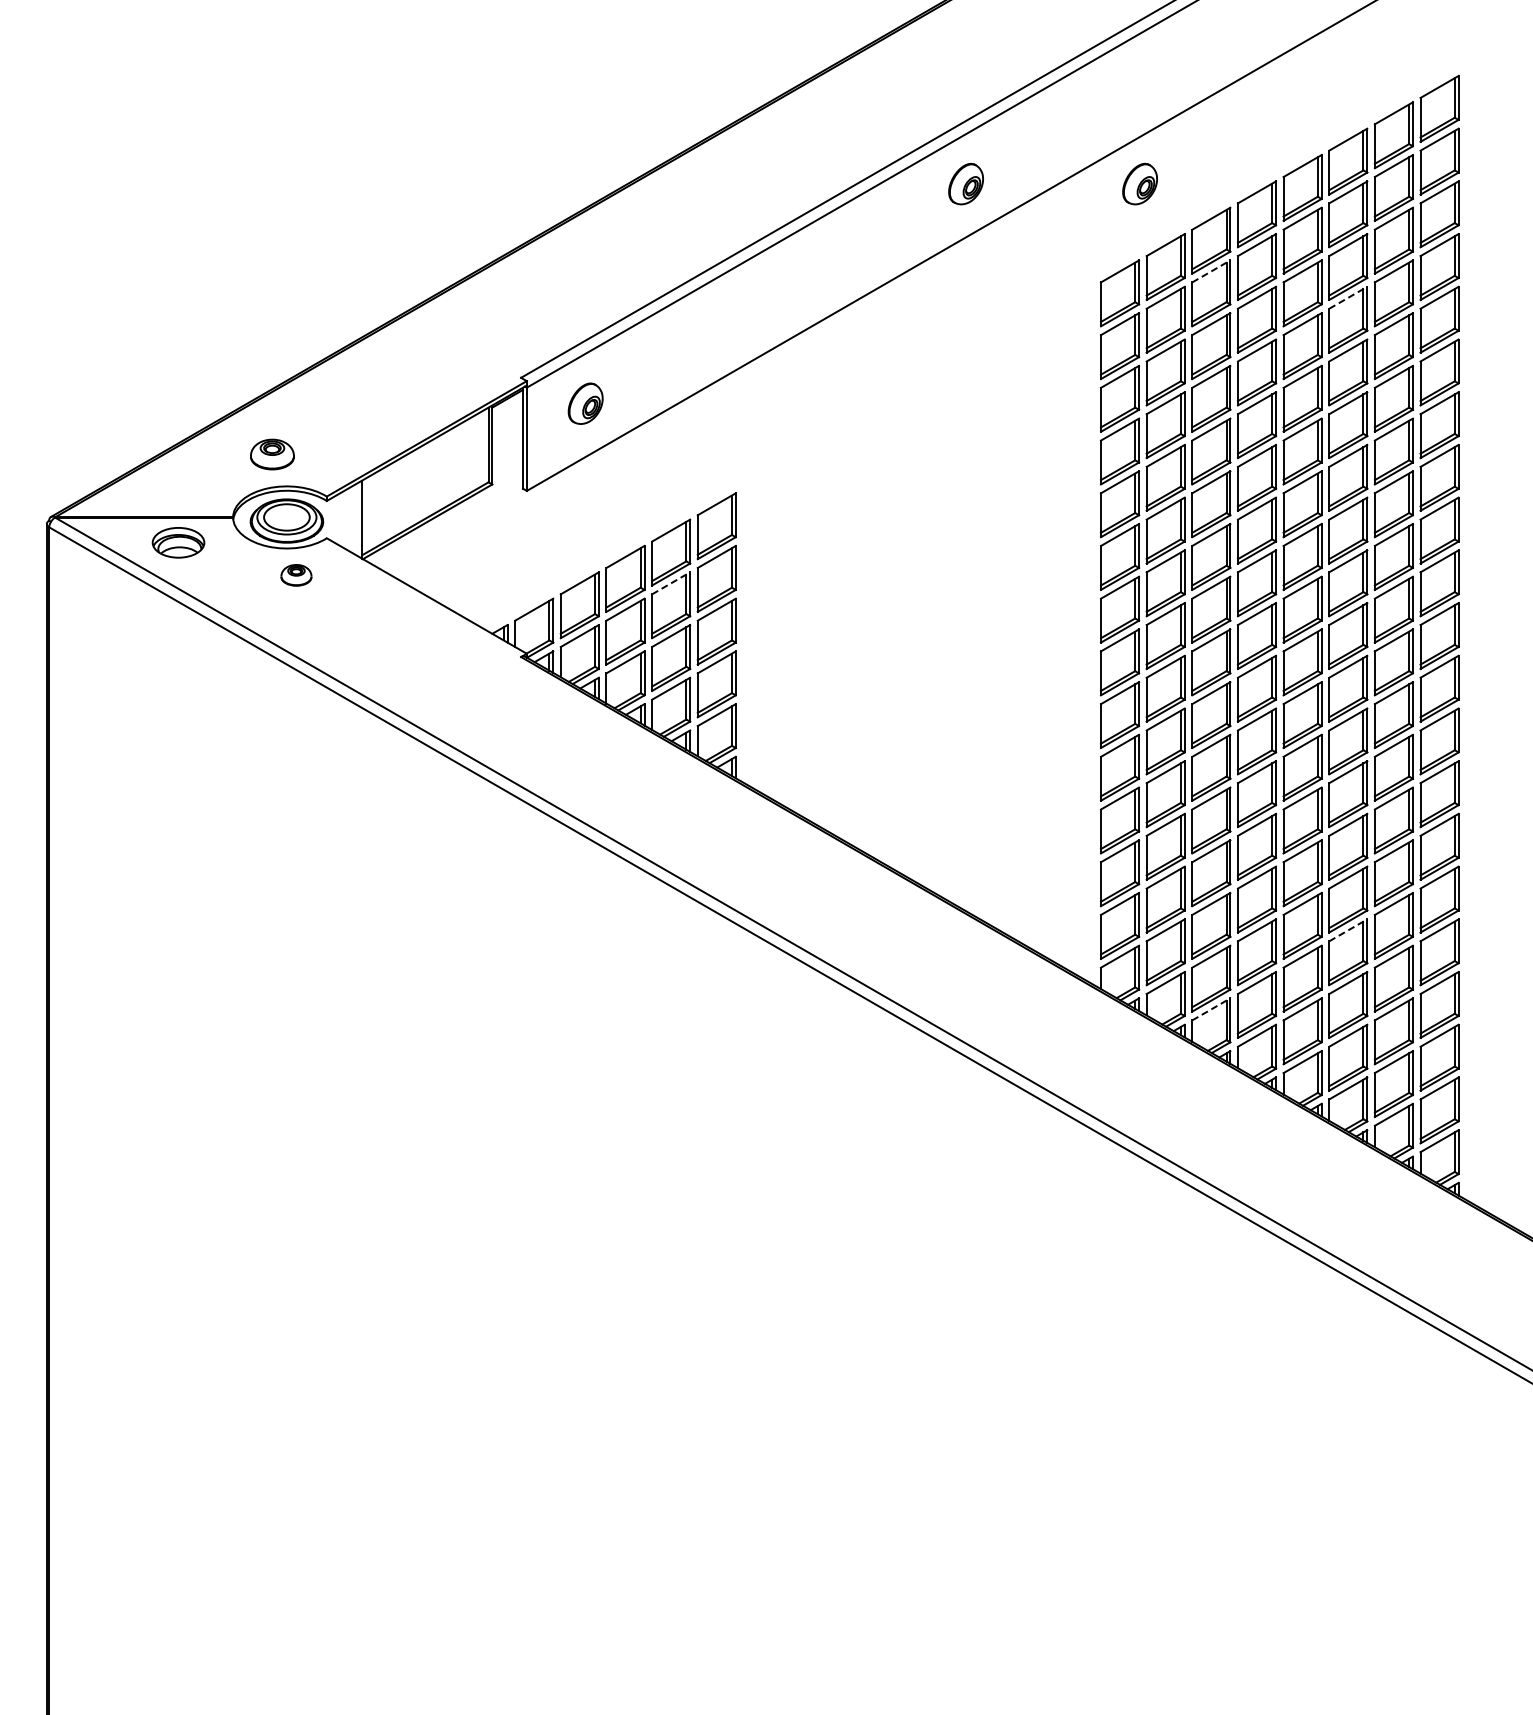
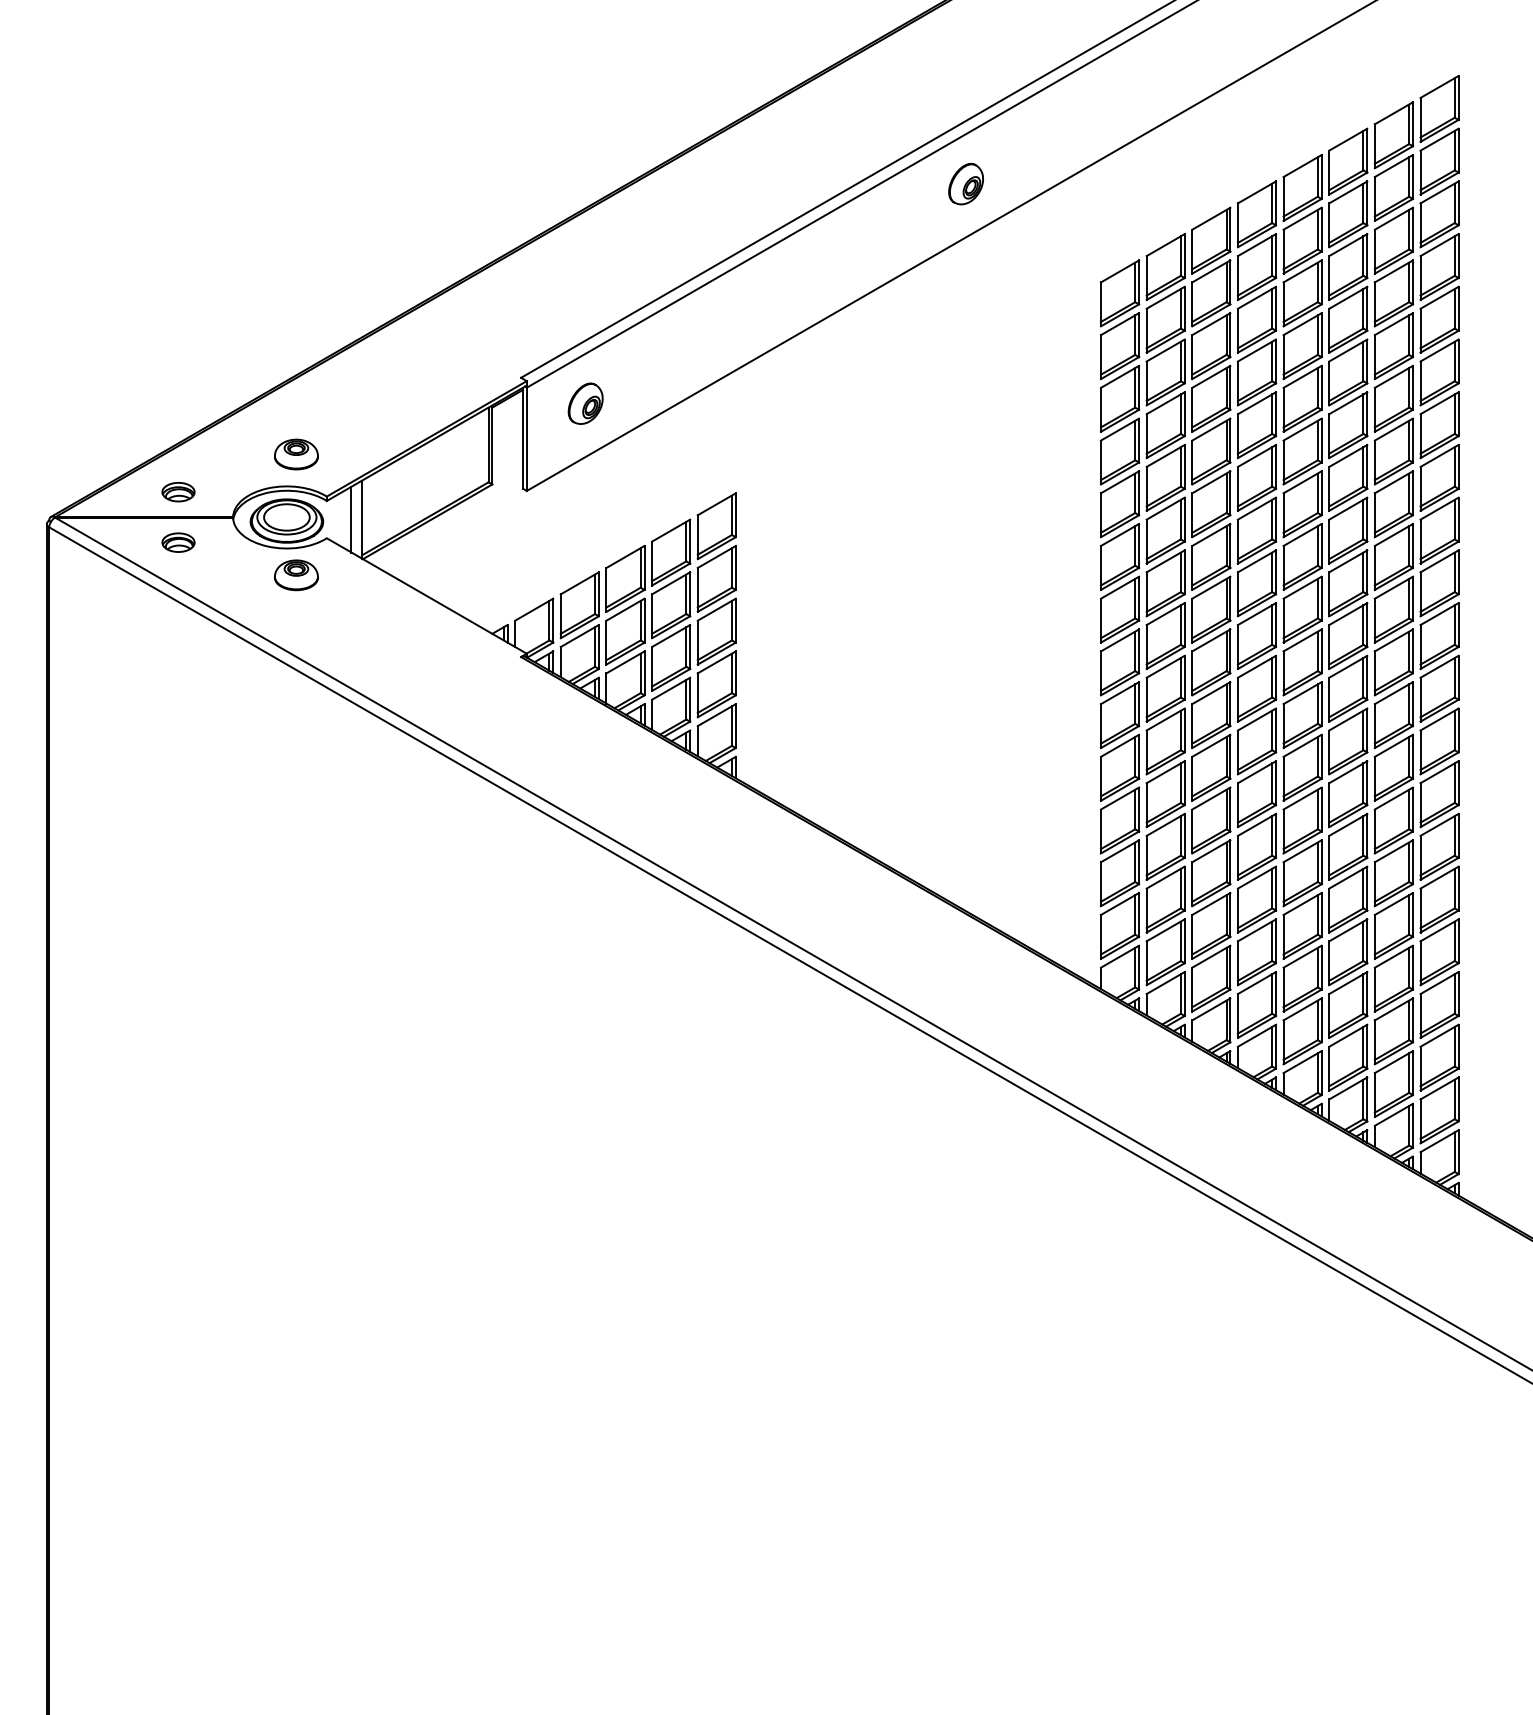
part: present -> none (1139, 183)
line: dashed -> solid (1211, 271)
line: dashed -> solid (1348, 297)
part position: (272, 454) -> (296, 454) (296, 454)
part: none -> present (178, 492)
line: none -> present (351, 519)
part size: 55x32 px -> 35x21 px (178, 542)
part size: 33x23 px -> 45x33 px (296, 575)
line: dashed -> solid (671, 583)
line: dashed -> solid (1348, 930)
line: dashed -> solid (1211, 1009)
